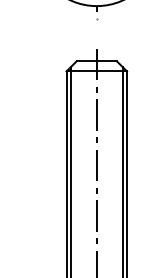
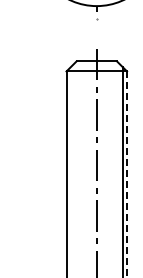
line: present -> none (70, 170)
line: solid -> dashed (127, 175)
